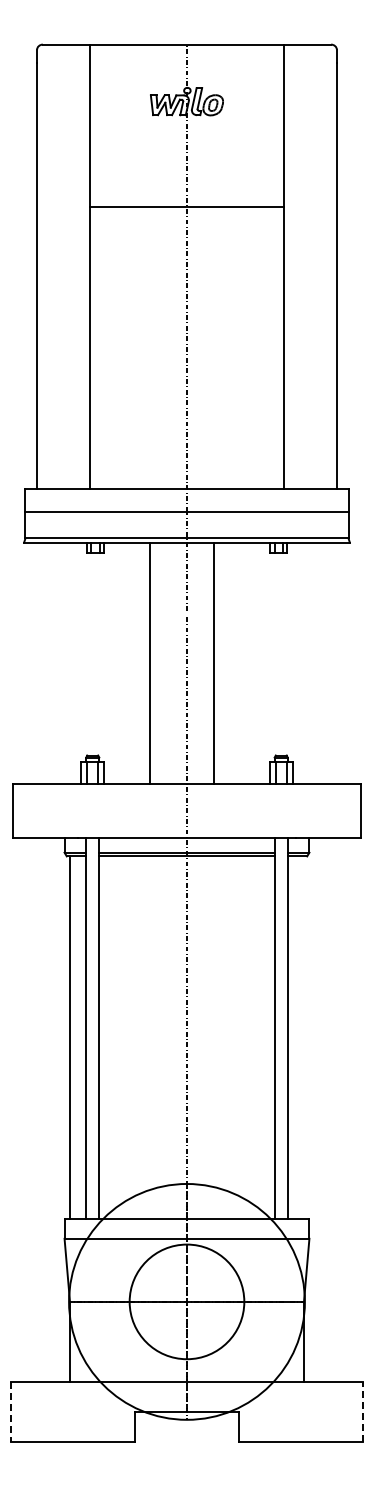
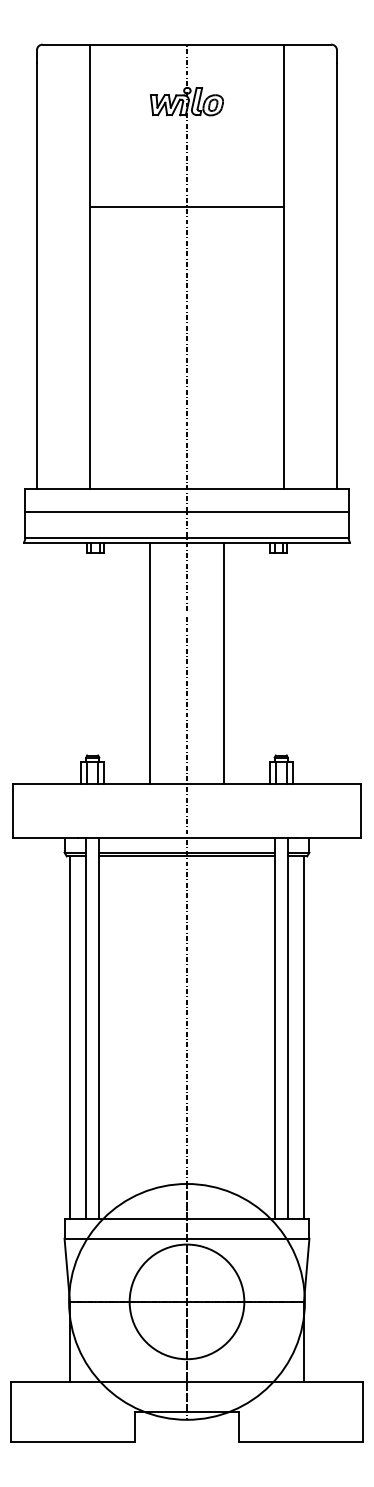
line position: (214, 662) -> (224, 662) (224, 662)
line: none -> present (304, 1037)
line: dashed -> solid (362, 1411)
line: dashed -> solid (11, 1412)
